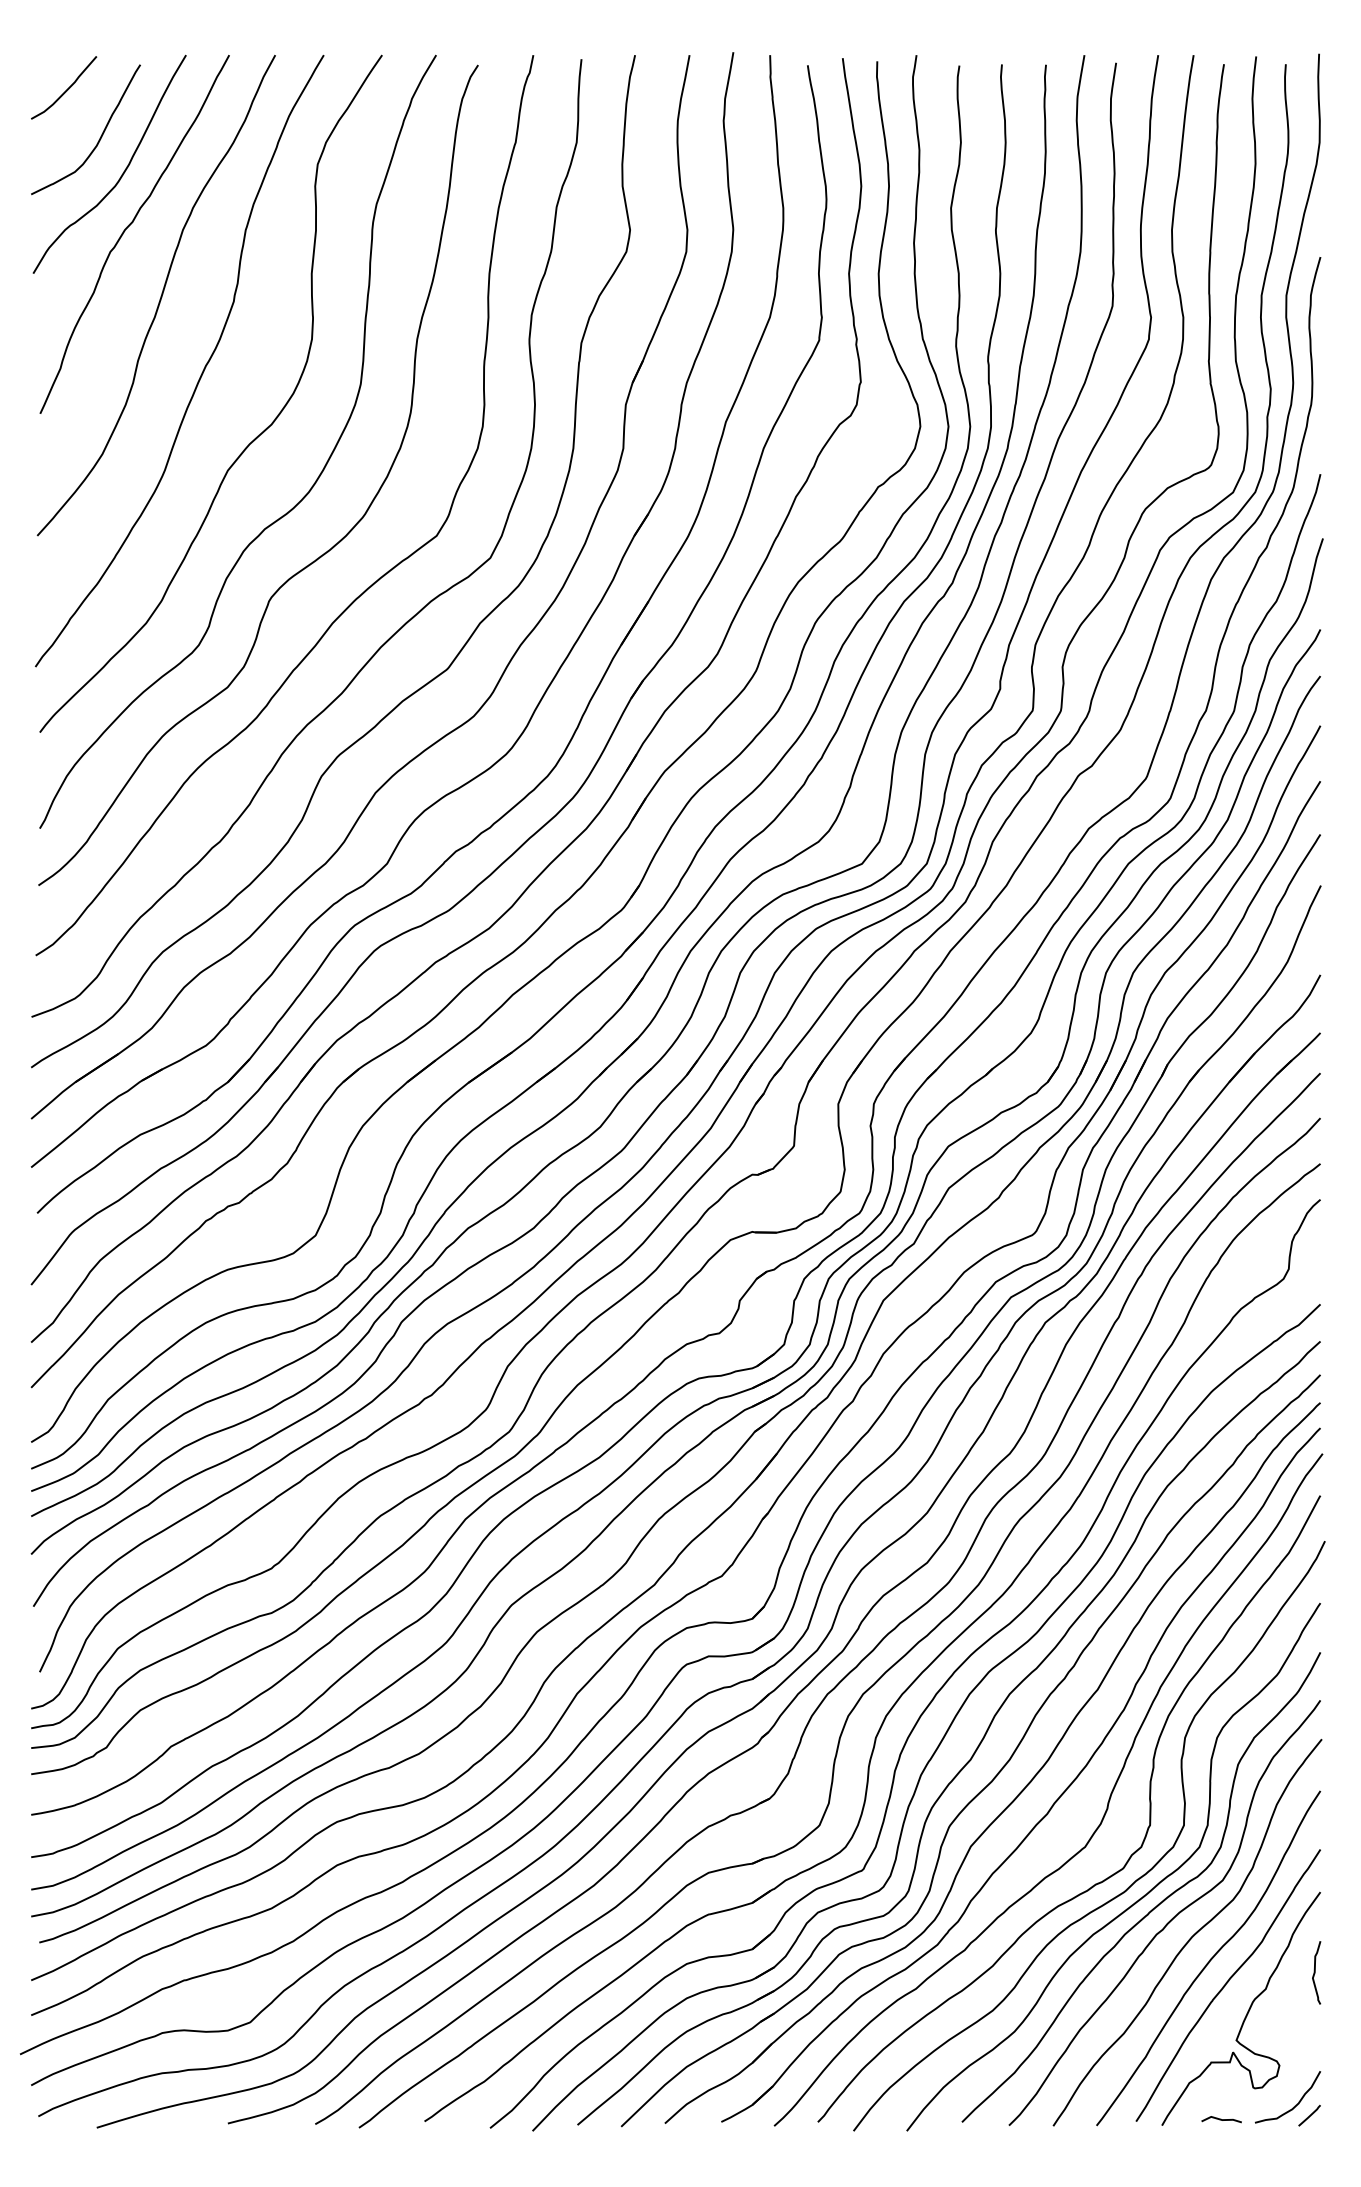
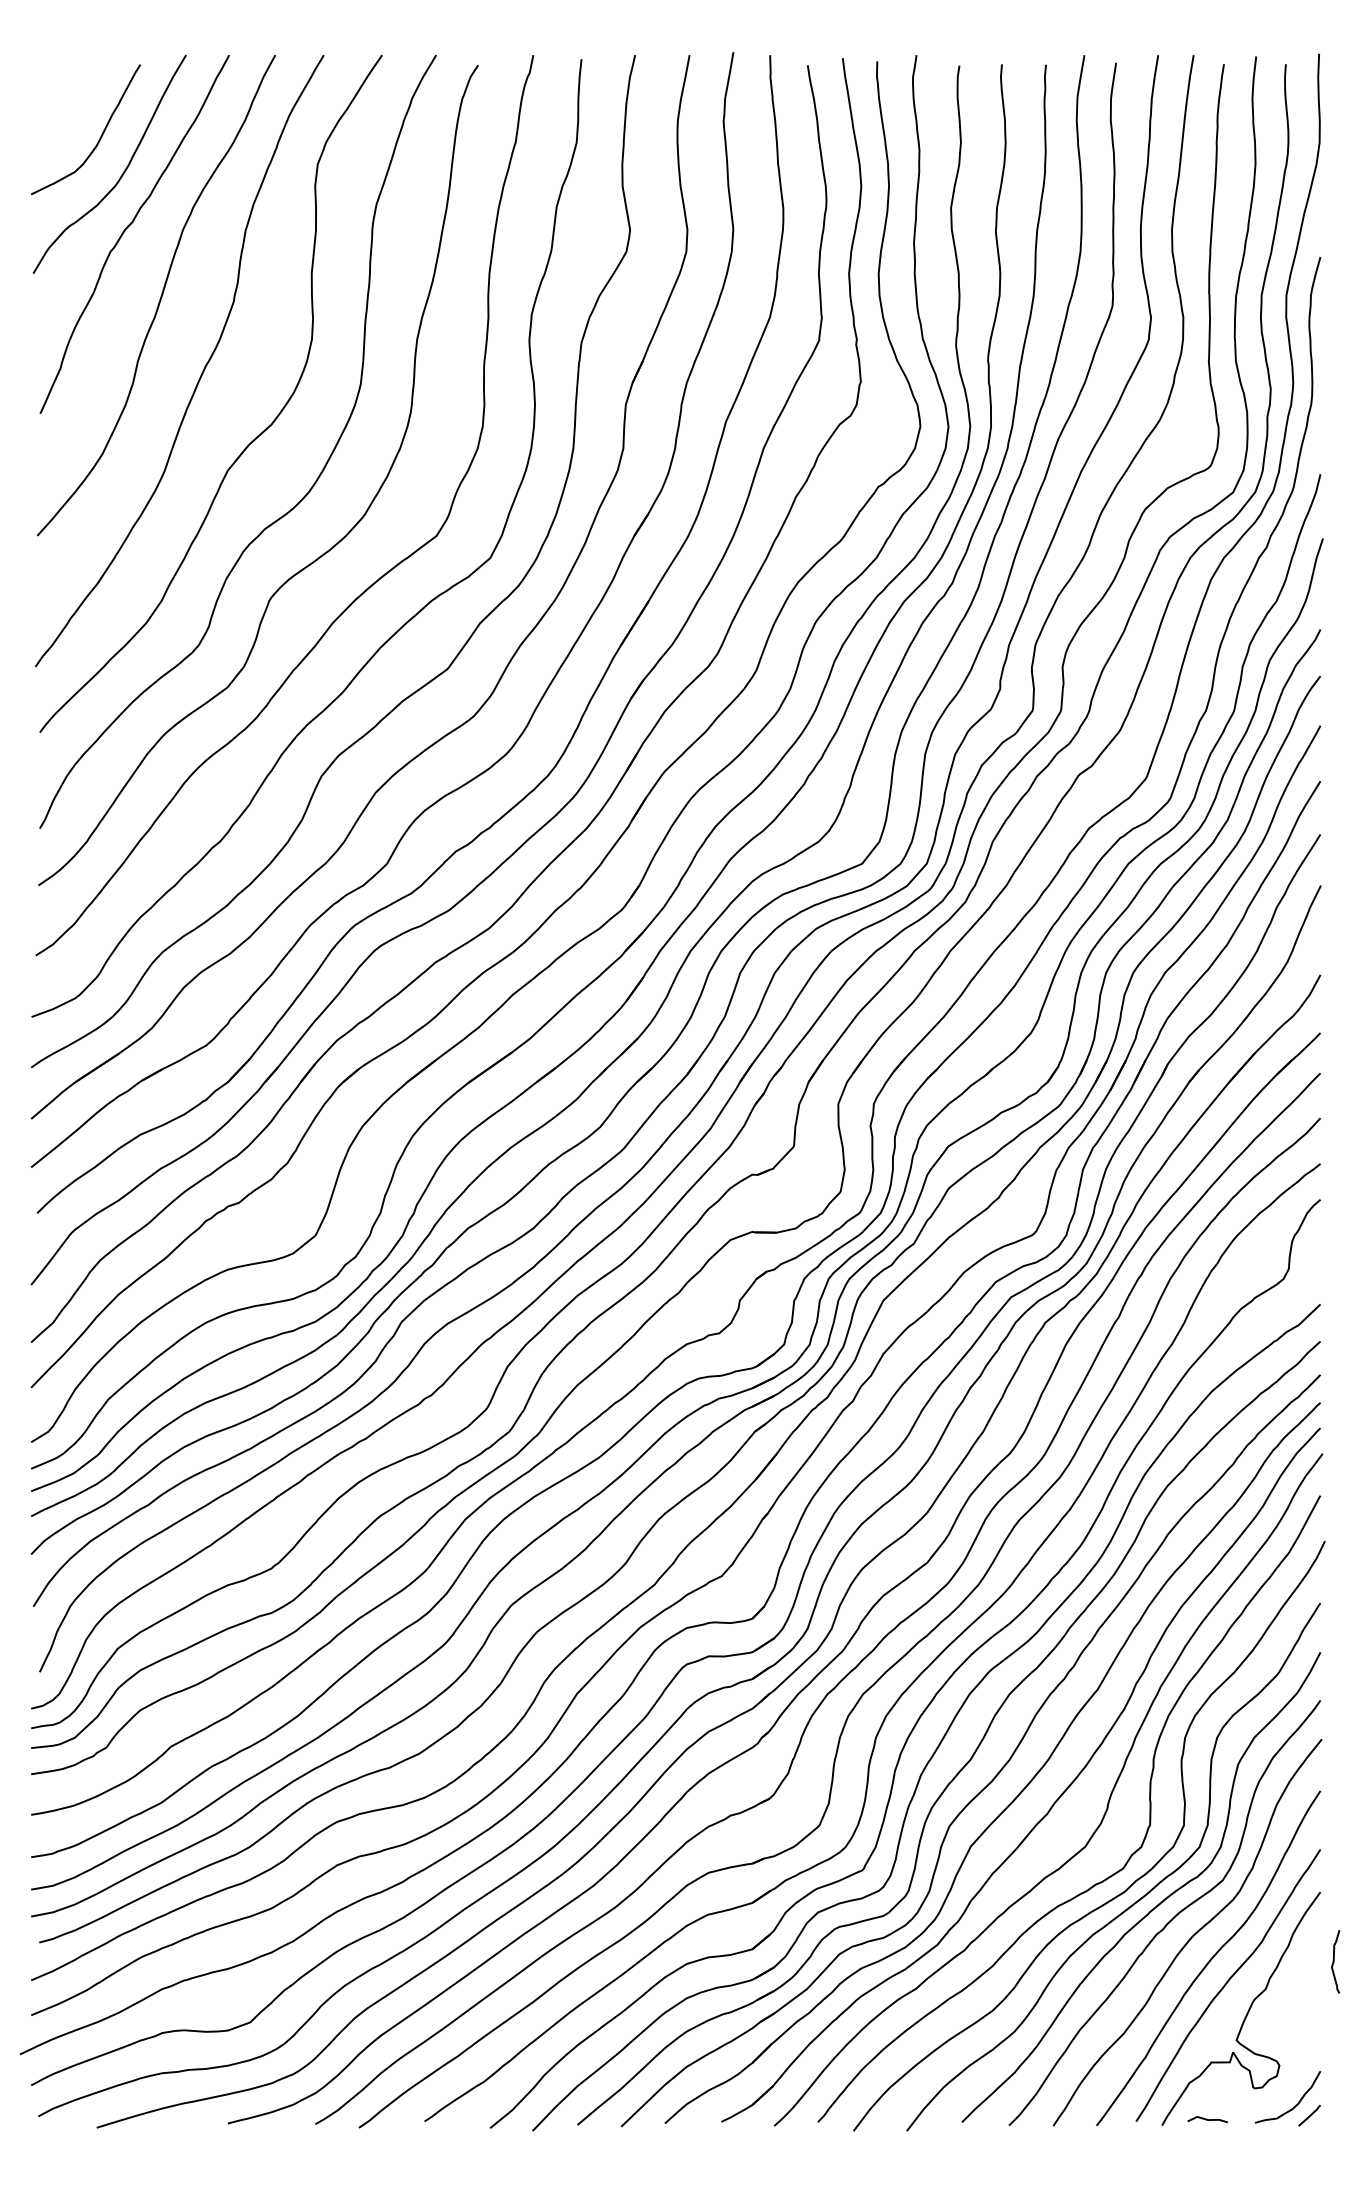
curve: present -> none (66, 89)
curve position: (1315, 1972) -> (1334, 1961) (1334, 1961)
line position: (1221, 2119) -> (1207, 2119) (1207, 2119)
